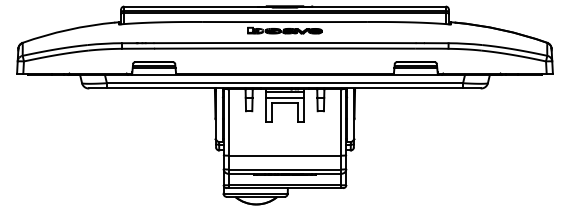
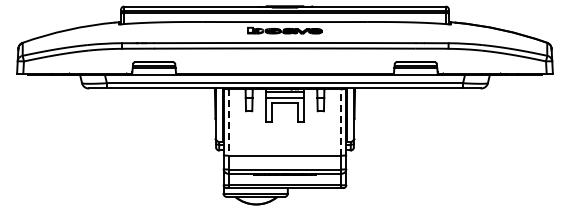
line: solid -> dashed (341, 122)
line: solid -> dashed (228, 123)
